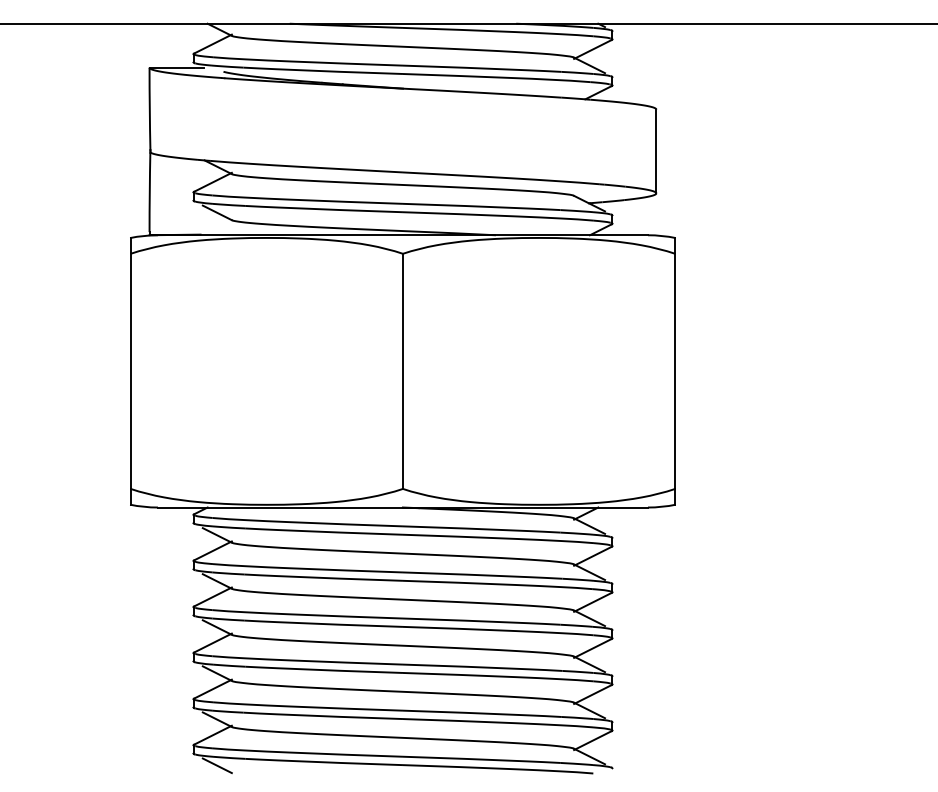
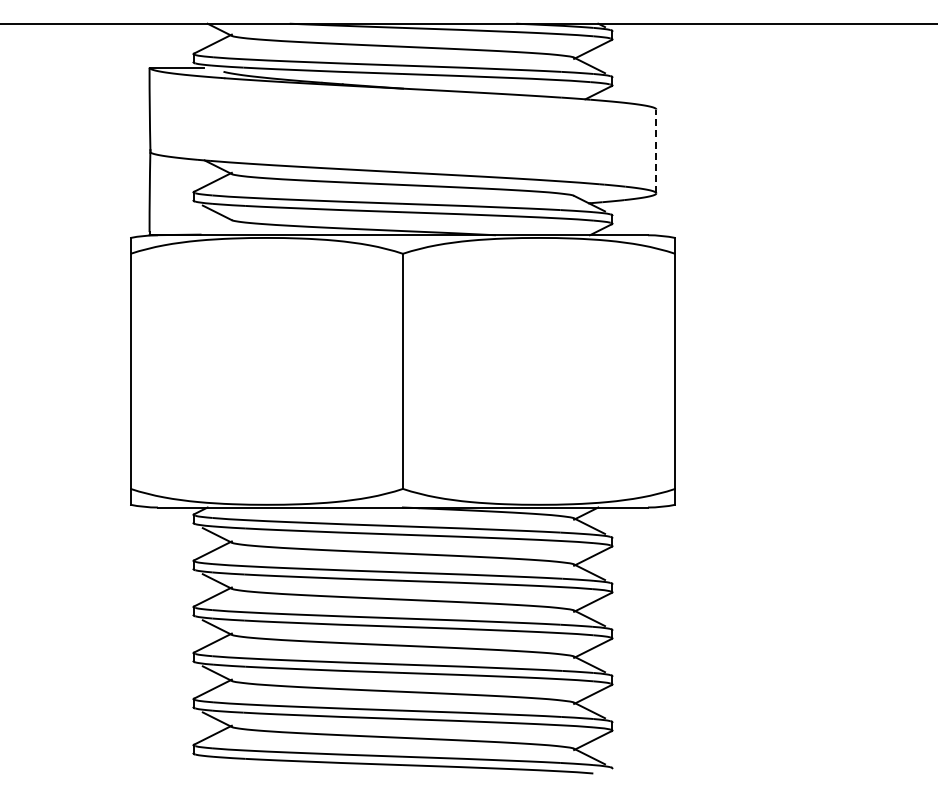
line: solid -> dashed (656, 151)
line: present -> none (216, 765)
